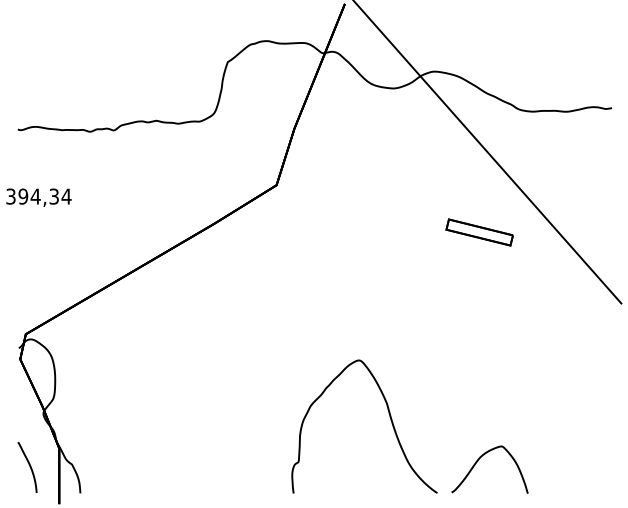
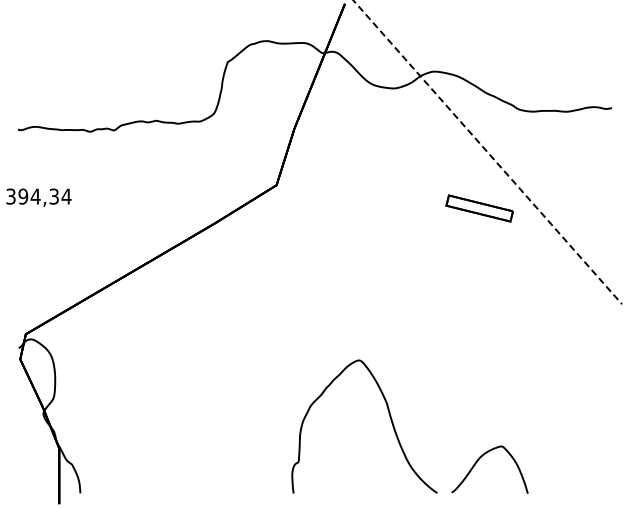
line: solid -> dashed (487, 152)
part position: (479, 232) -> (479, 208) (479, 208)
part: present -> none (27, 467)
